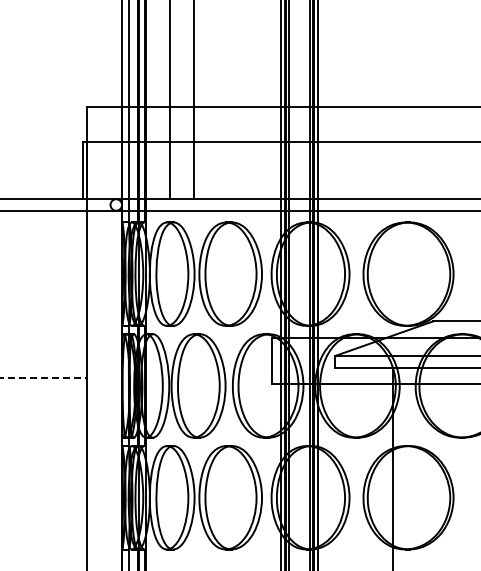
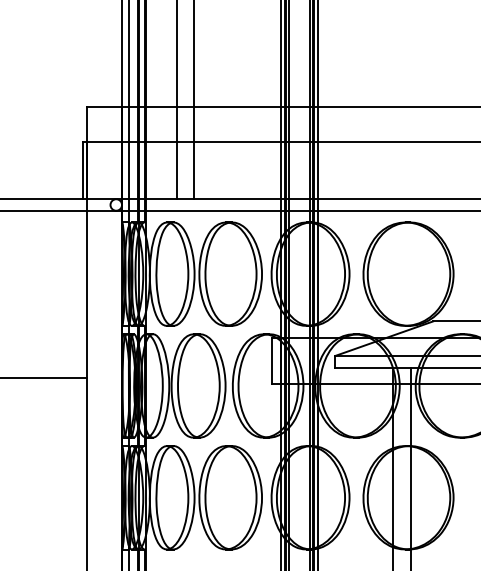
line position: (170, 100) -> (177, 100) (177, 100)
line: dashed -> solid (44, 378)
line: none -> present (410, 467)
